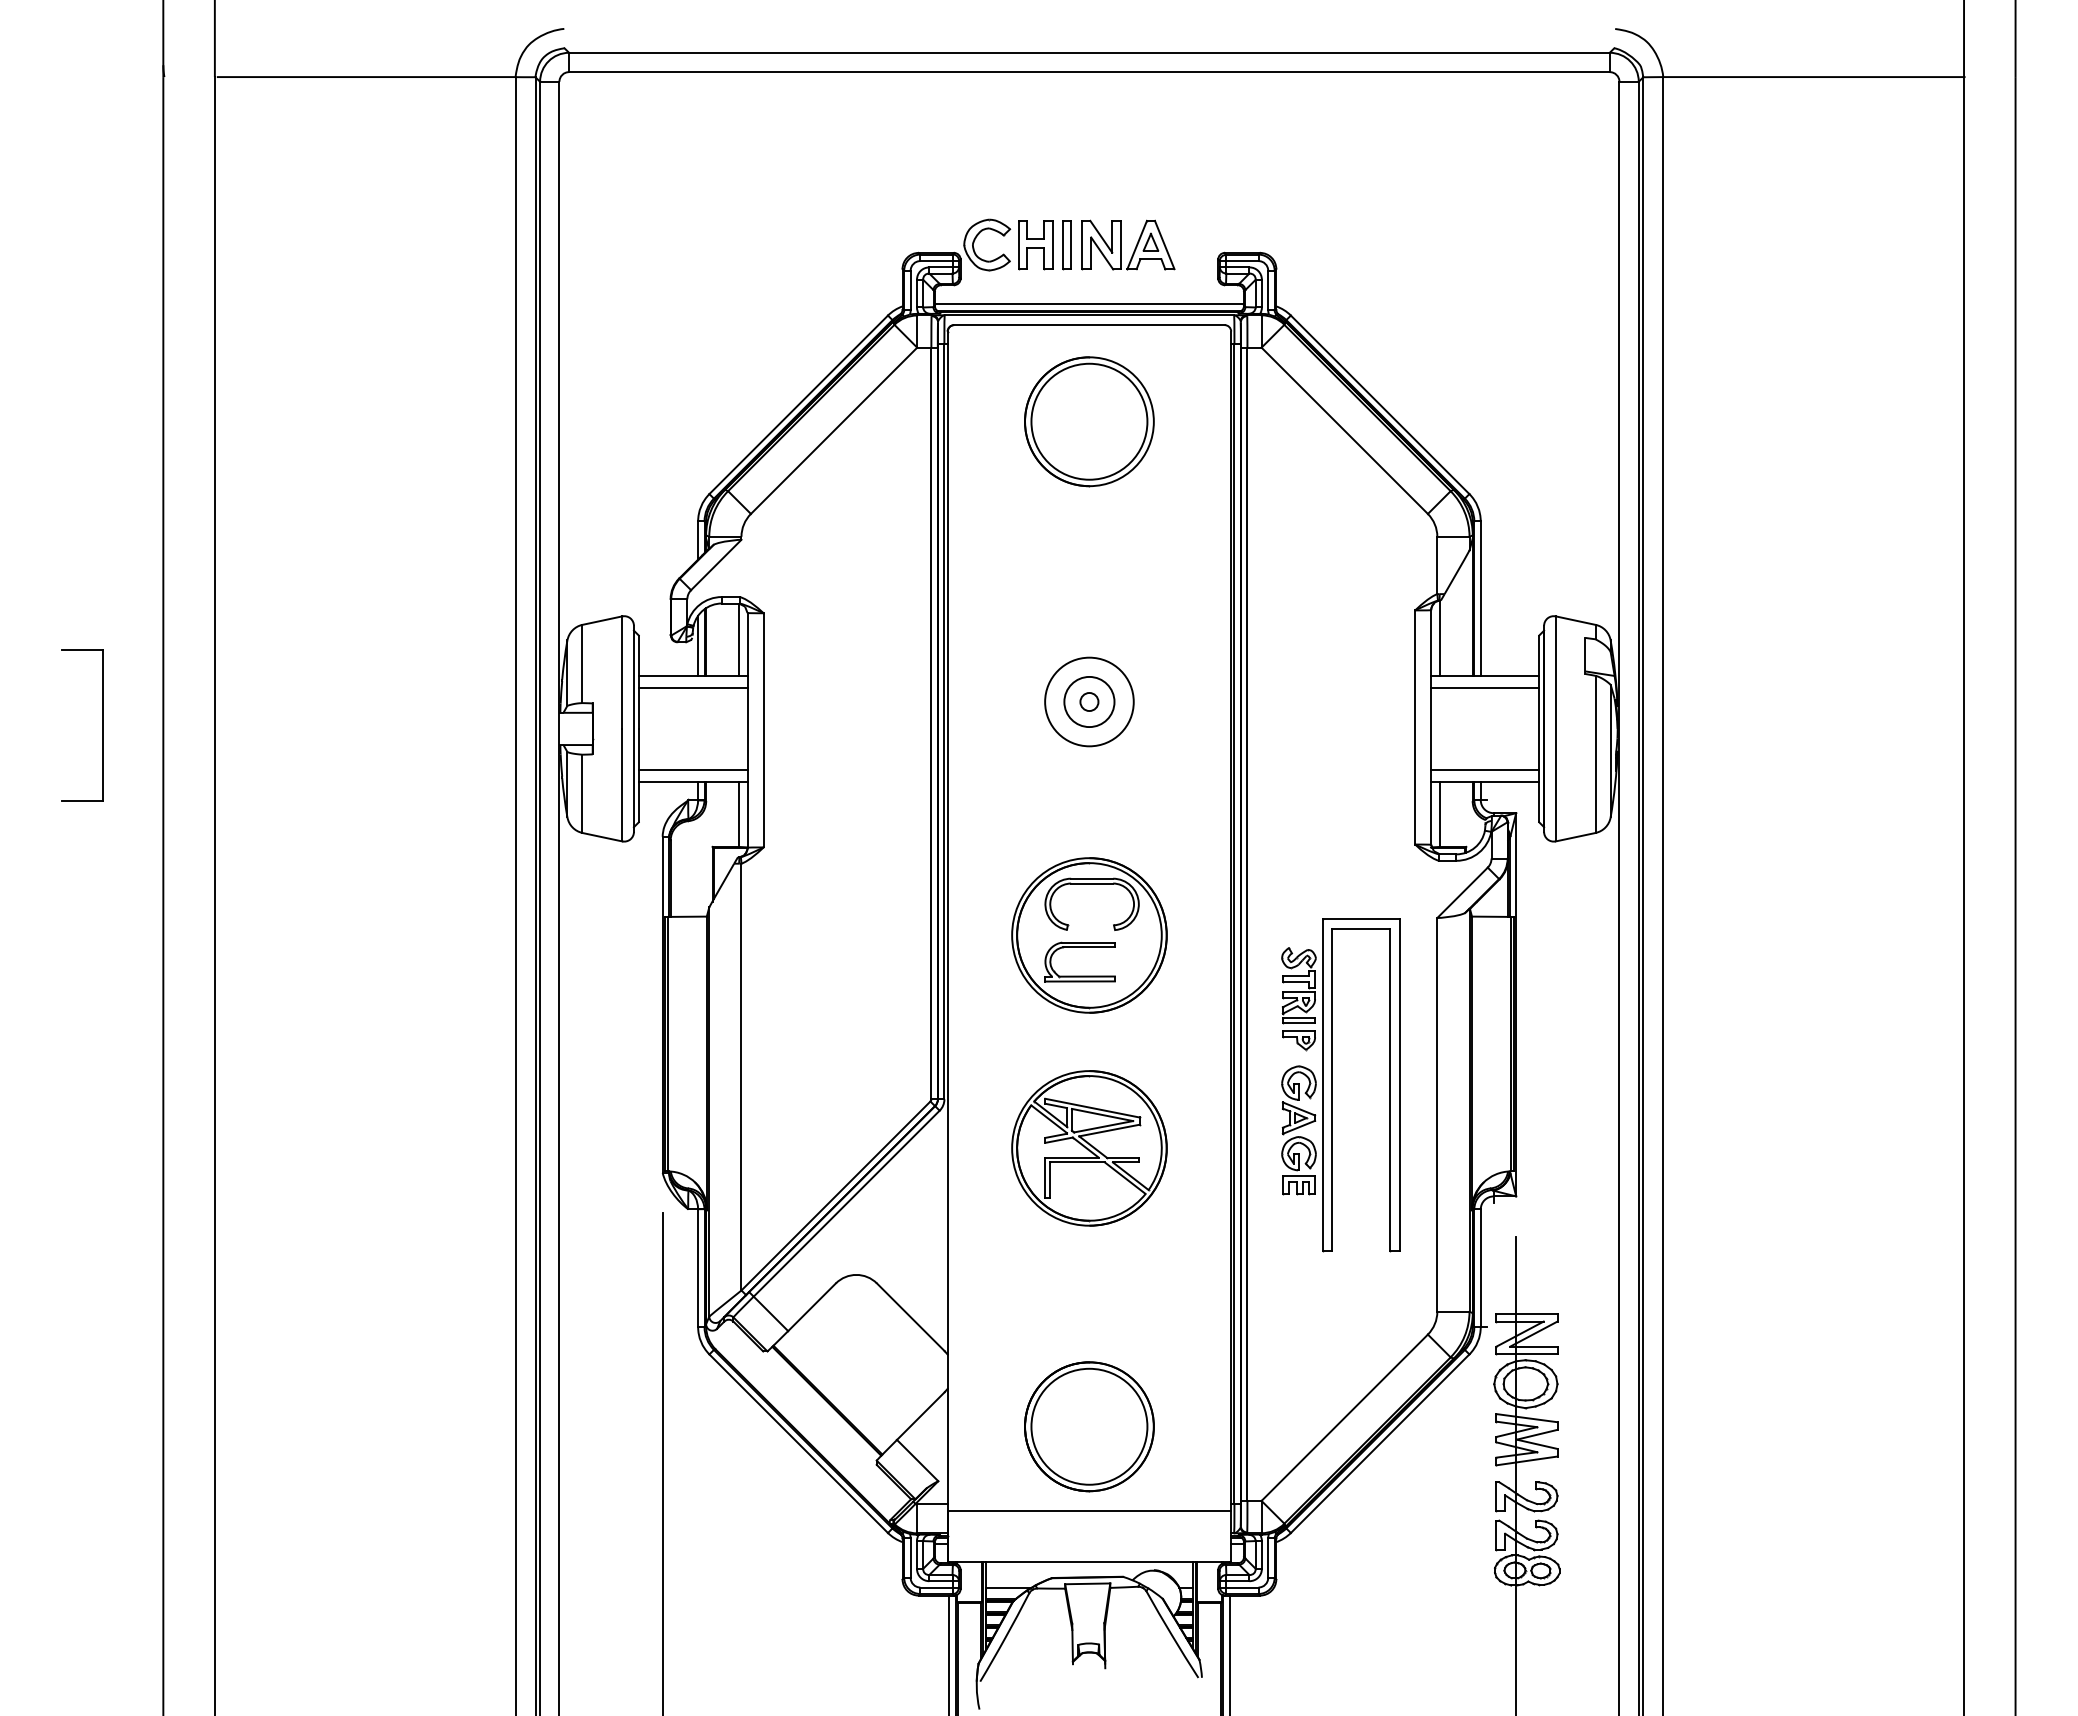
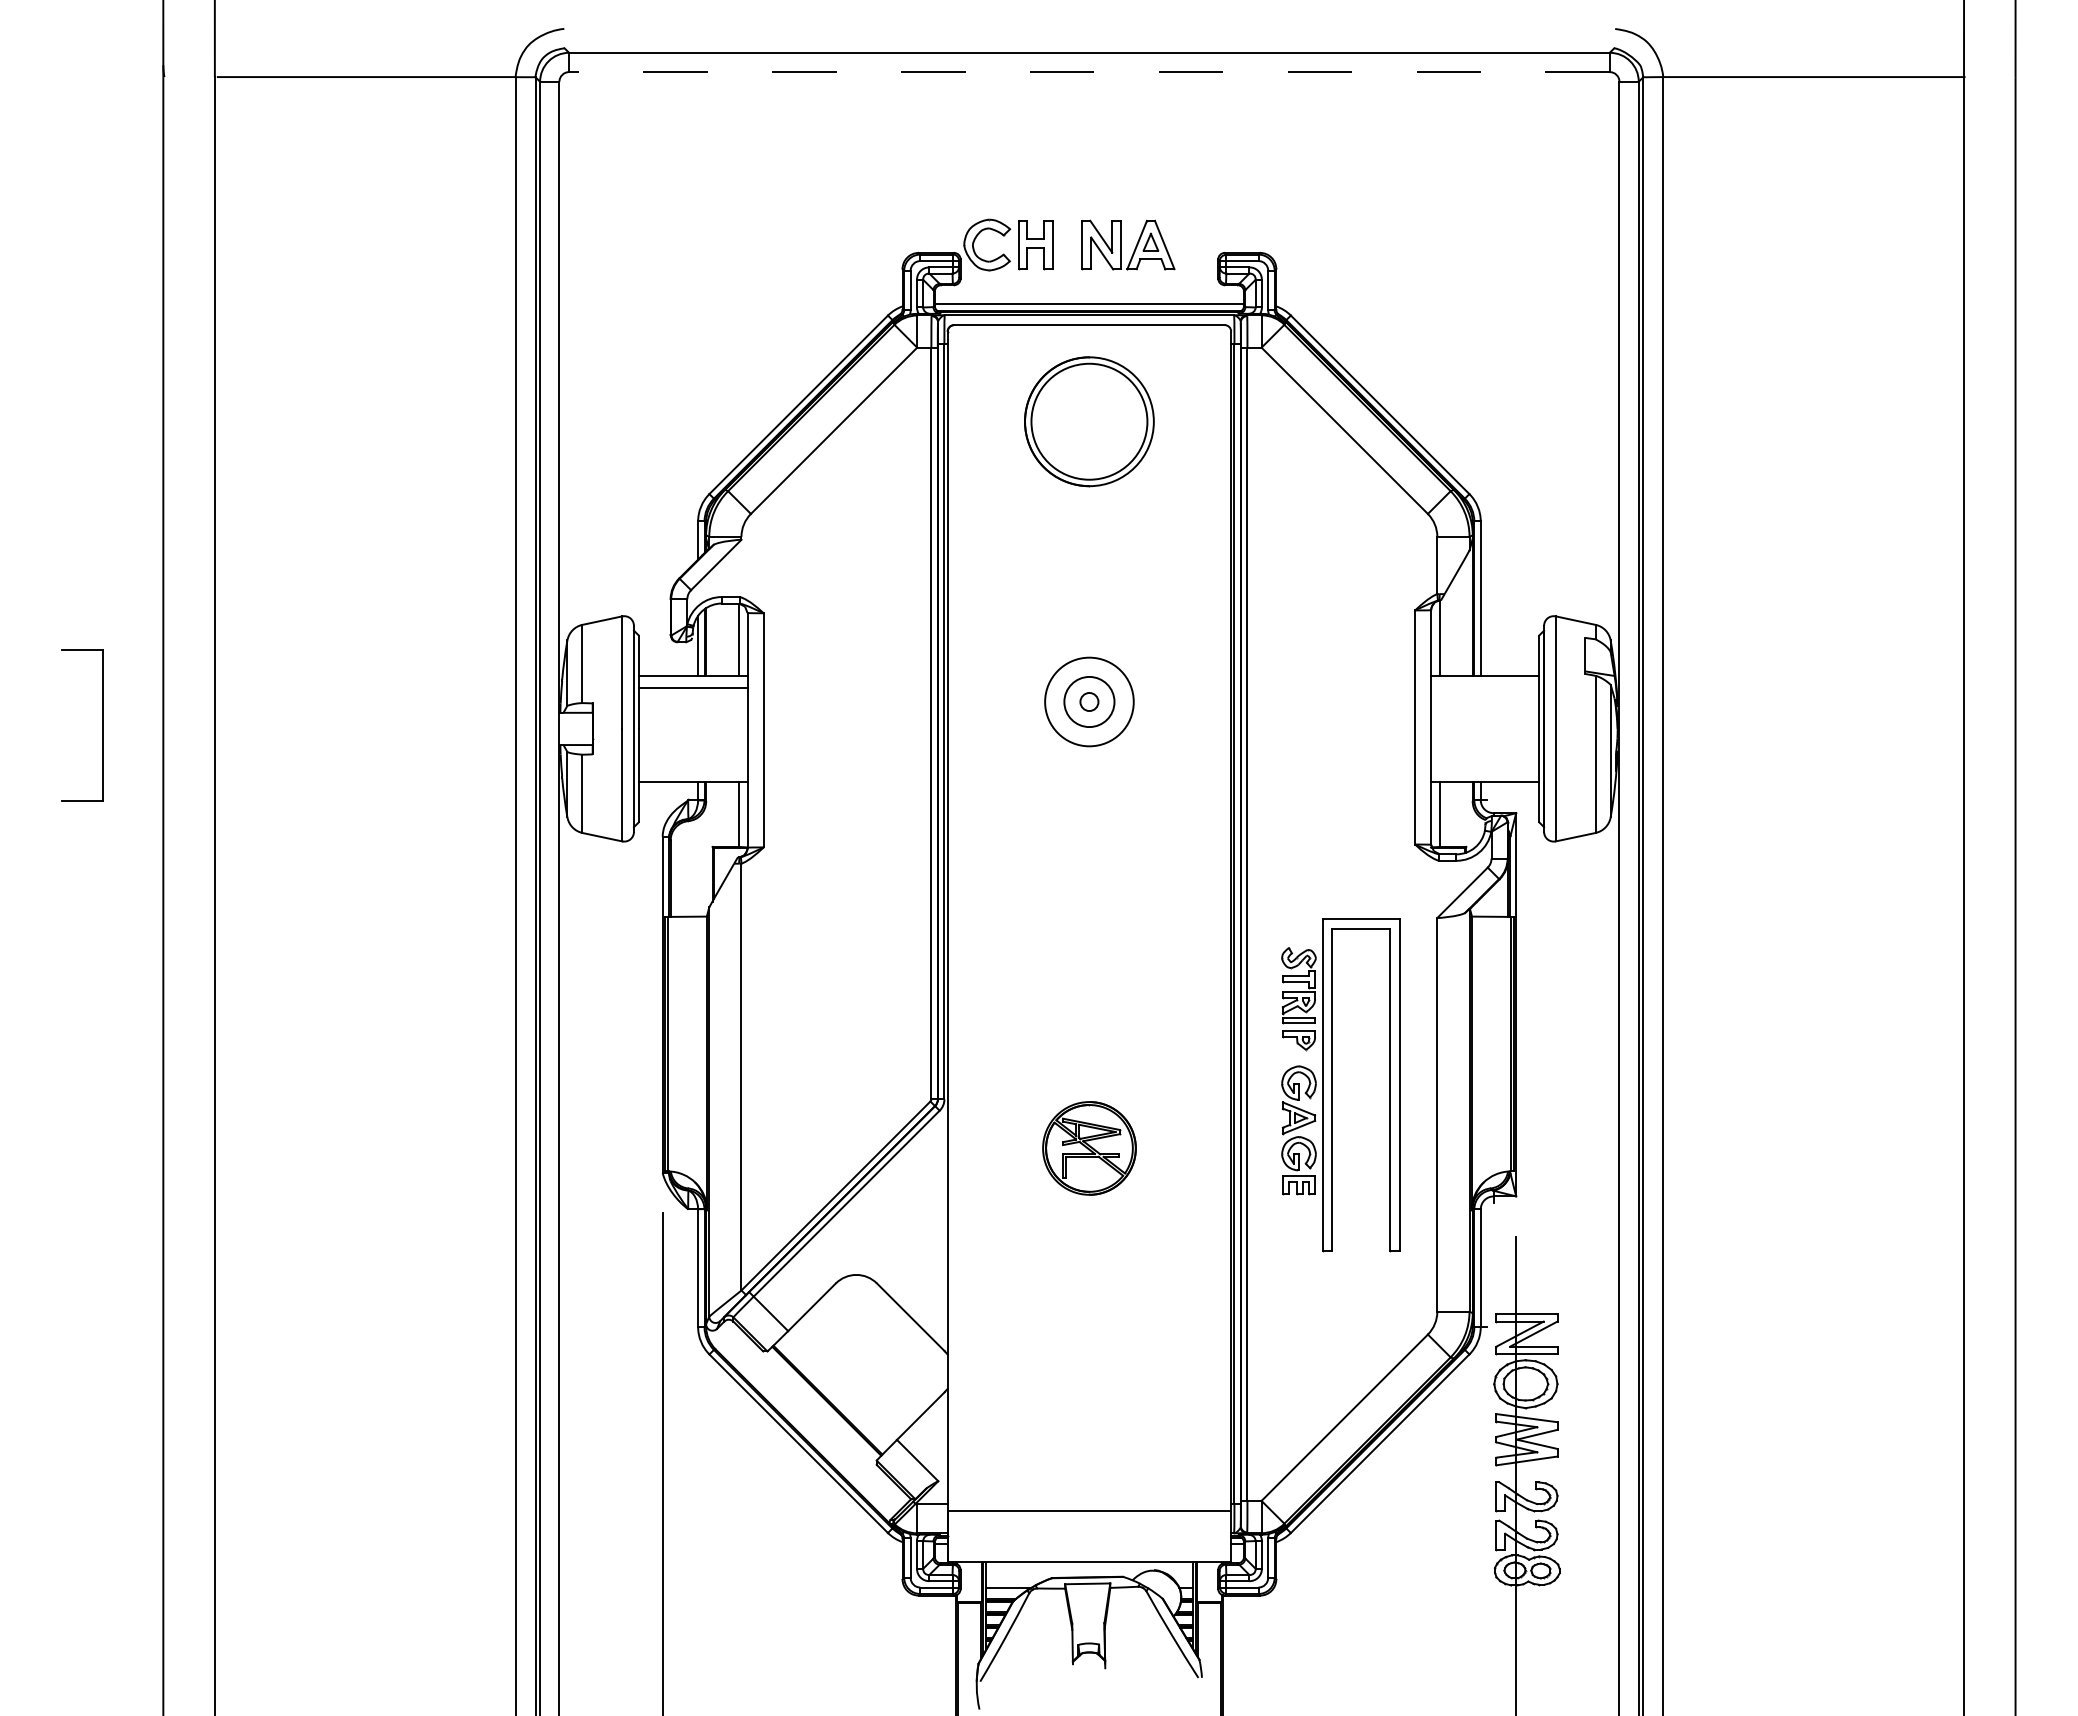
line: solid -> dashed (1088, 72)
part: present -> none (1066, 245)
line: present -> none (1485, 688)
line: present -> none (692, 769)
line: present -> none (1485, 769)
part: present -> none (1089, 935)
part size: 157x157 px -> 95x95 px (1089, 1148)
part: present -> none (1089, 1426)
line: present -> none (949, 1653)
line: present -> none (1229, 1653)
